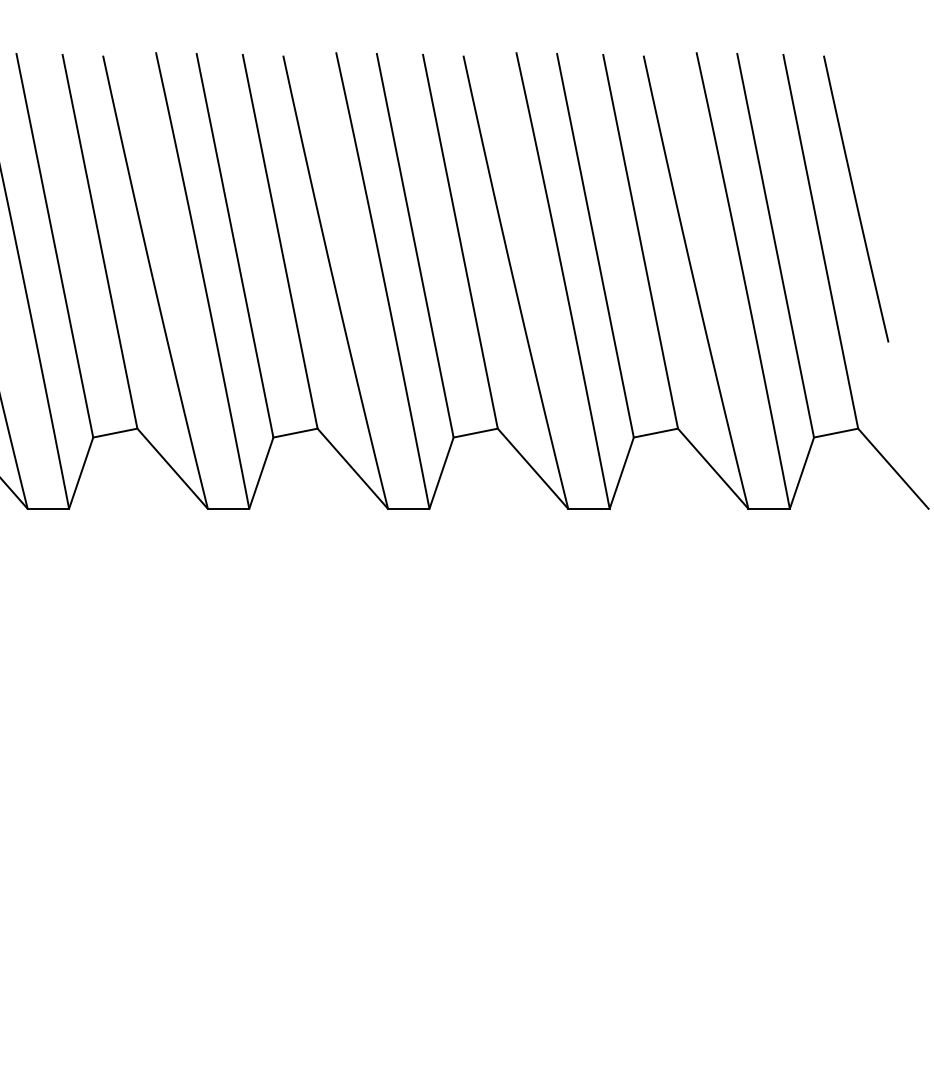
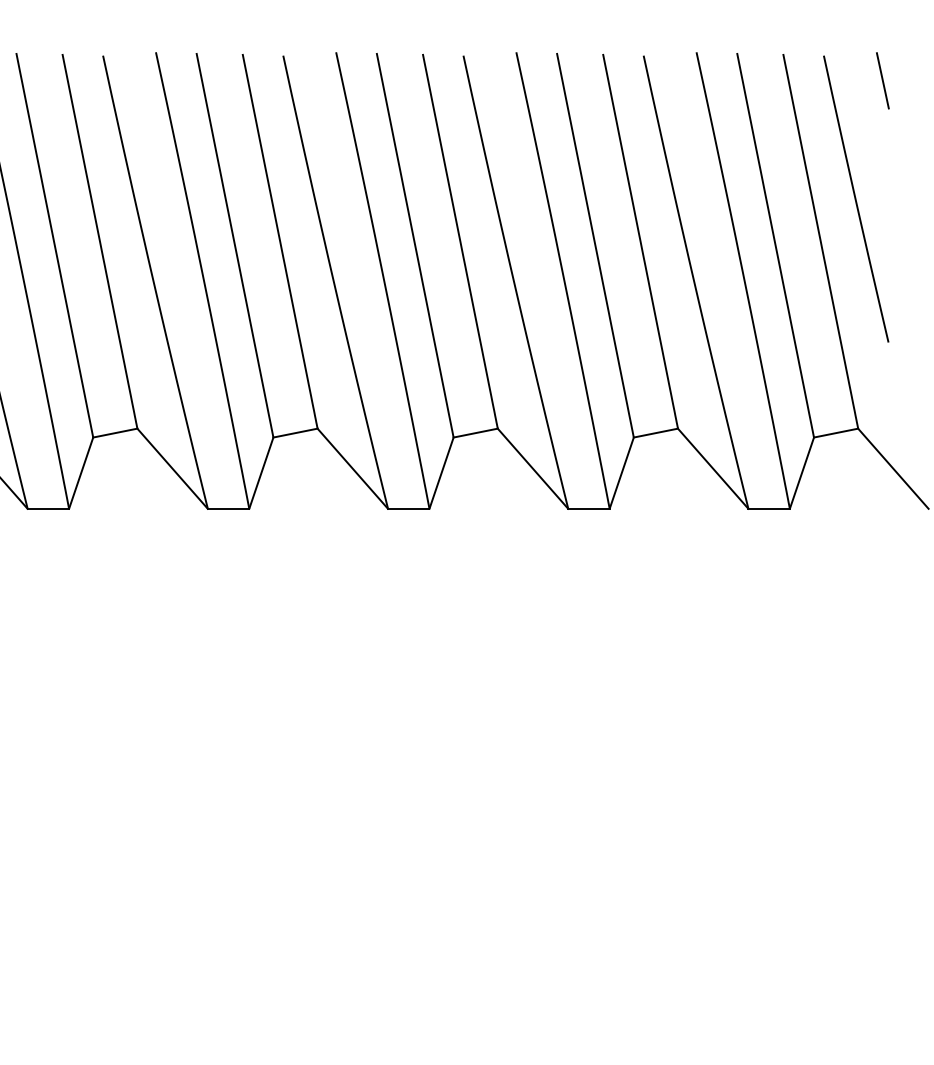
line: none -> present (882, 80)
